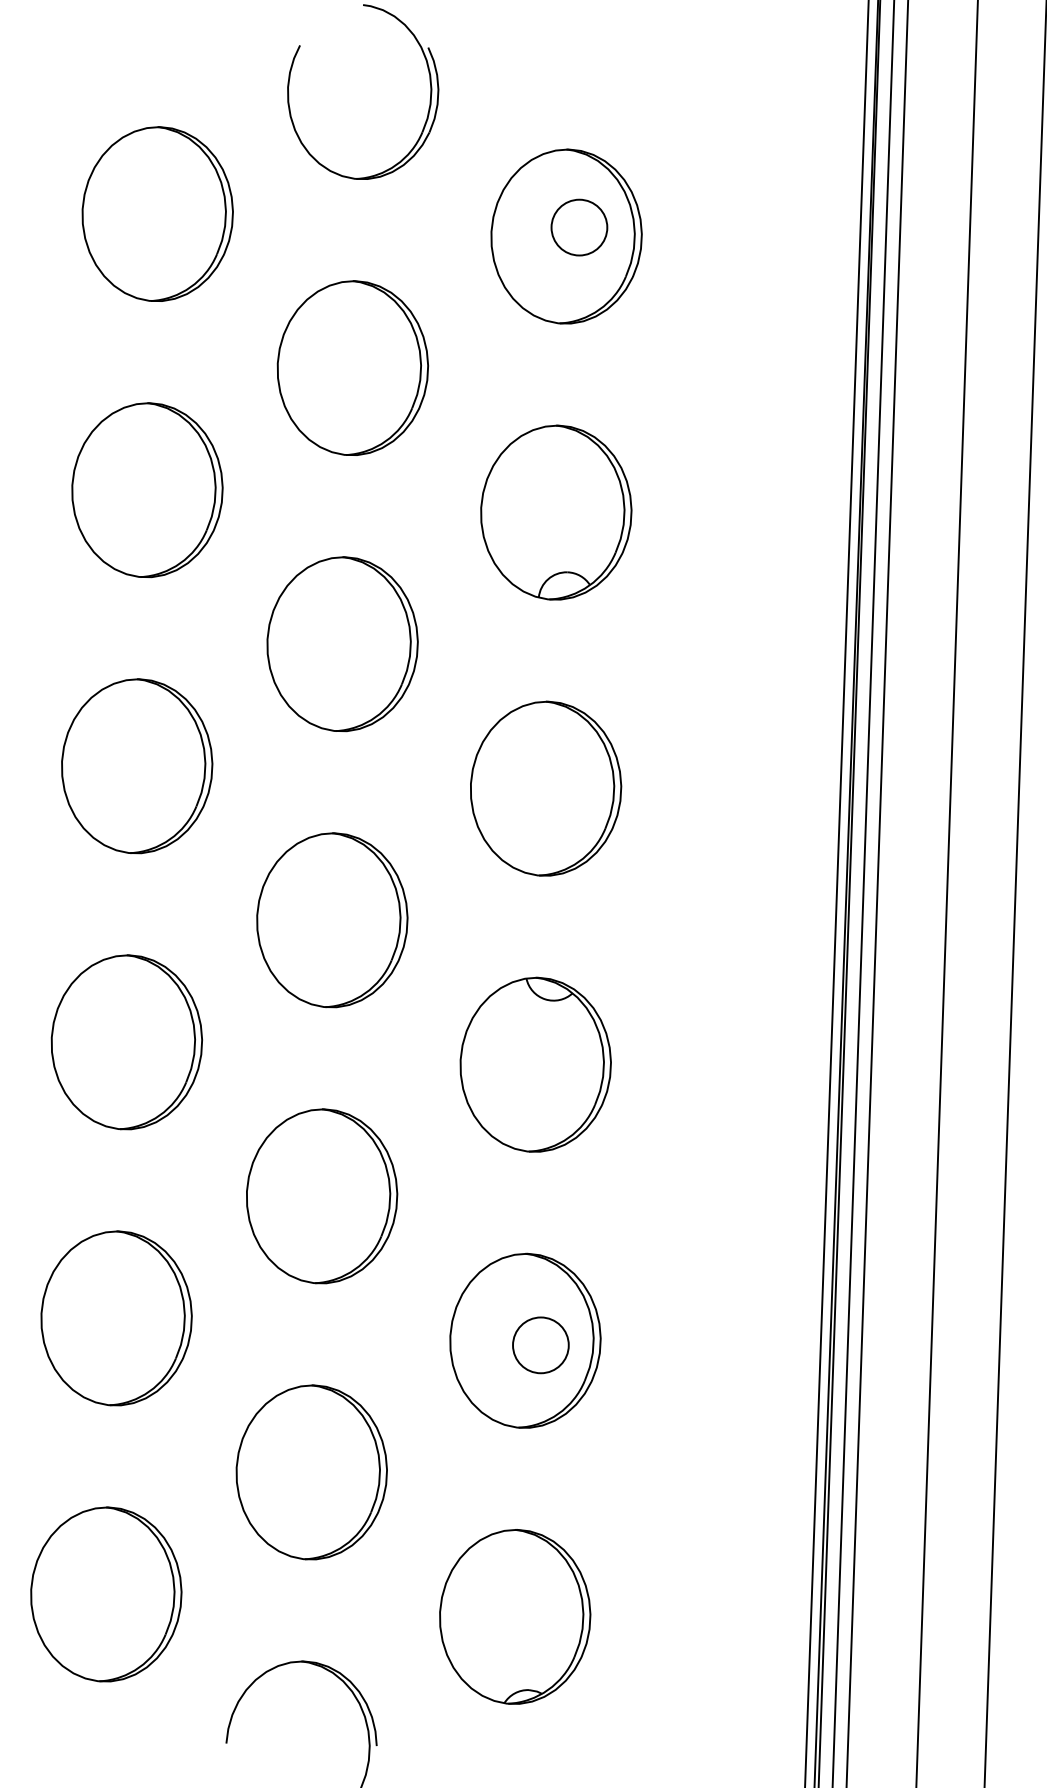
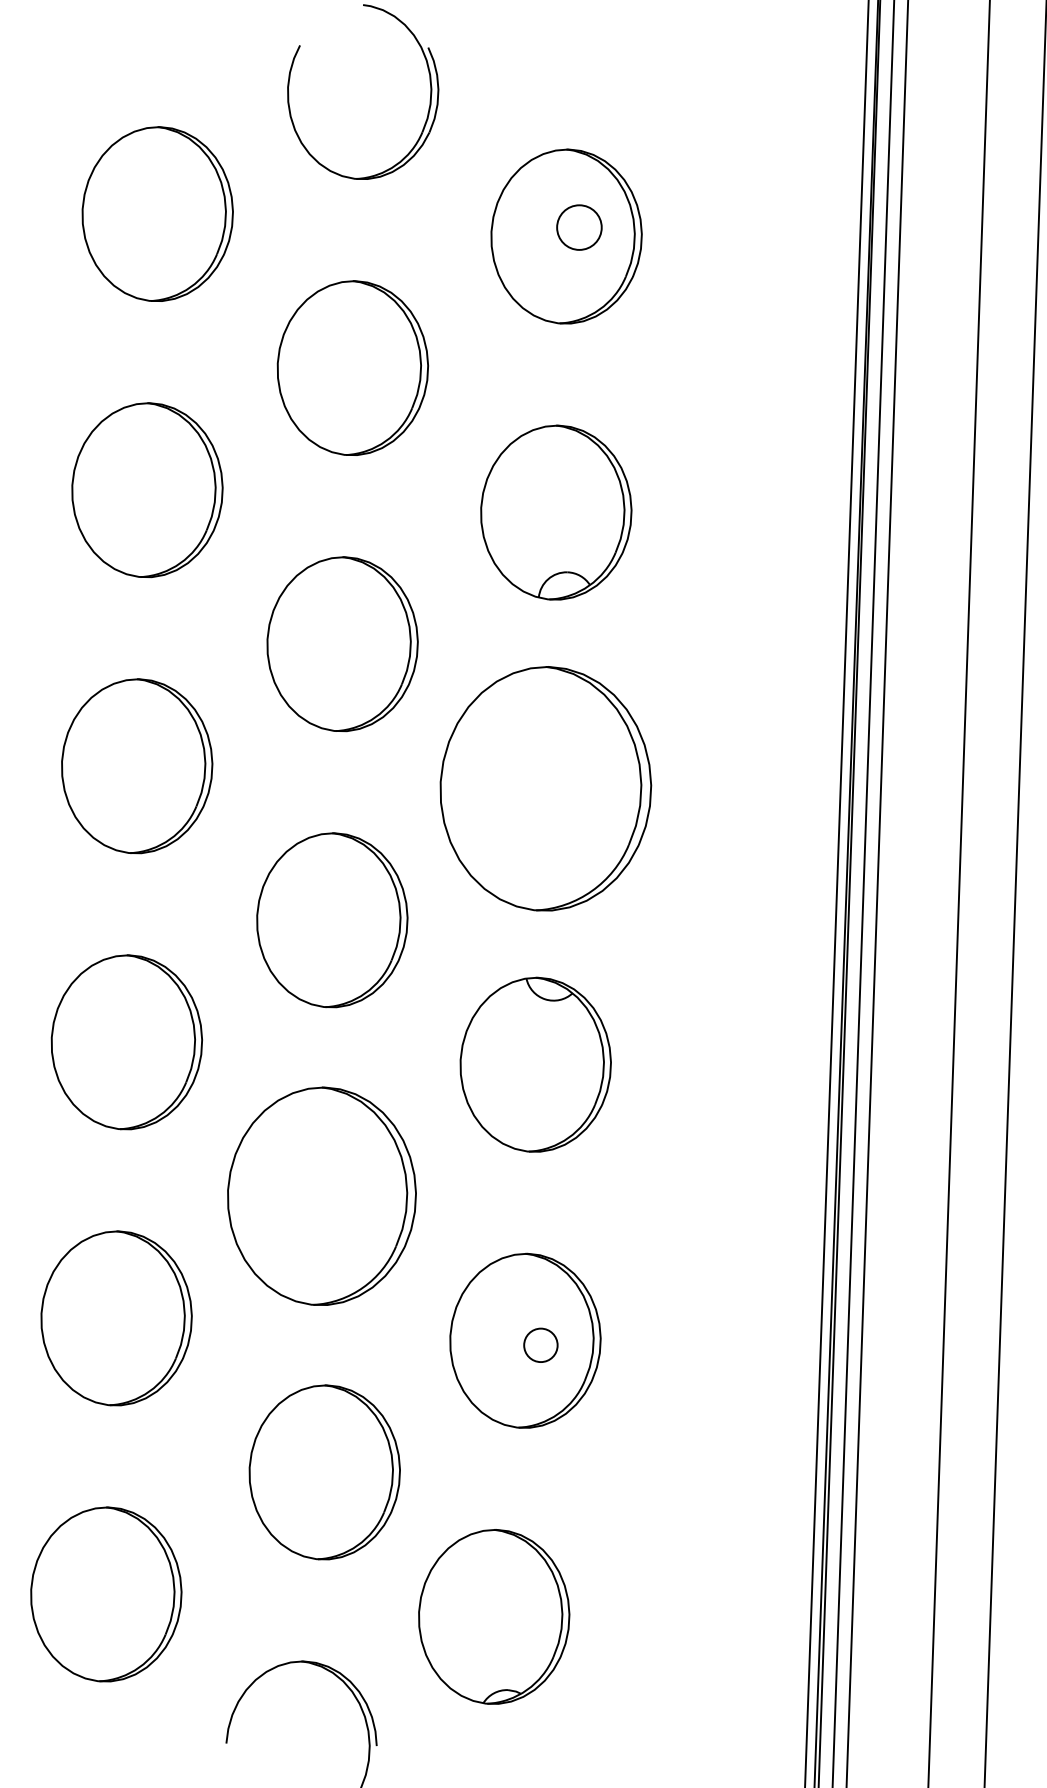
circle diameter: 56 px -> 45 px (579, 227)
part size: 153x177 px -> 214x246 px (545, 788)
line position: (946, 893) -> (958, 893) (958, 893)
part size: 153x177 px -> 190x220 px (321, 1195)
circle diameter: 56 px -> 33 px (540, 1345)
part position: (311, 1472) -> (324, 1472) (324, 1472)
part position: (515, 1616) -> (494, 1616) (494, 1616)
